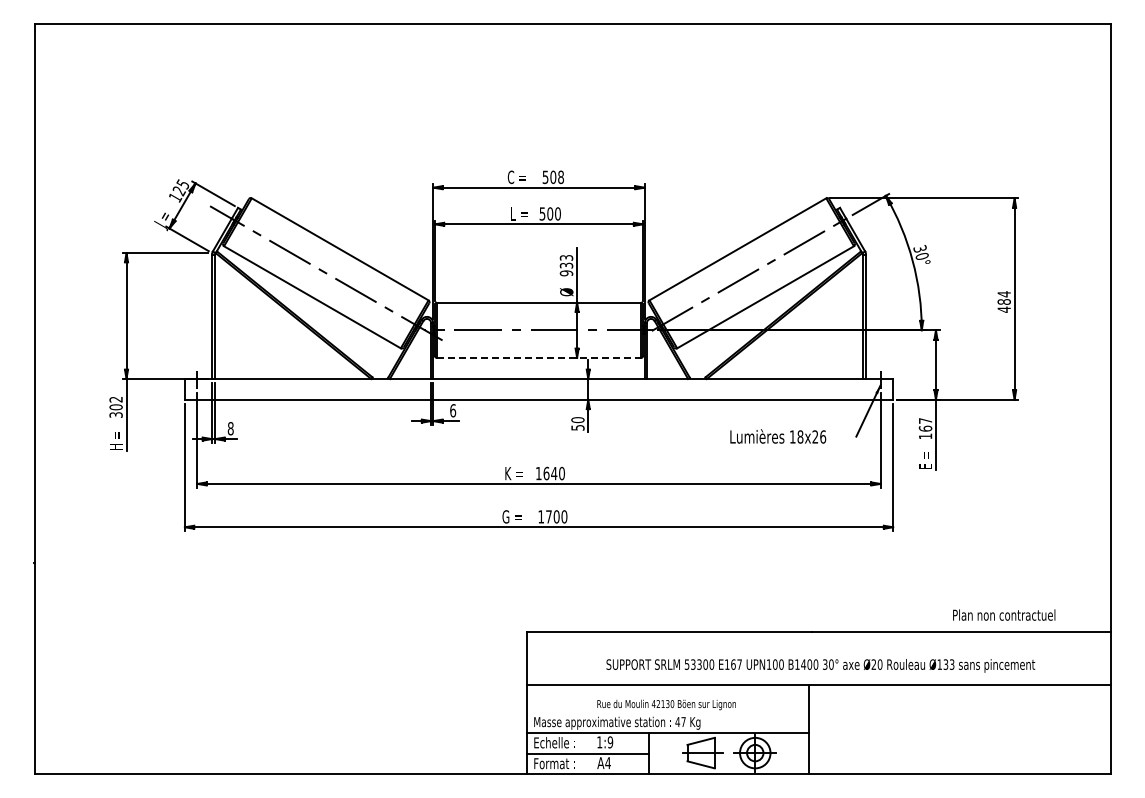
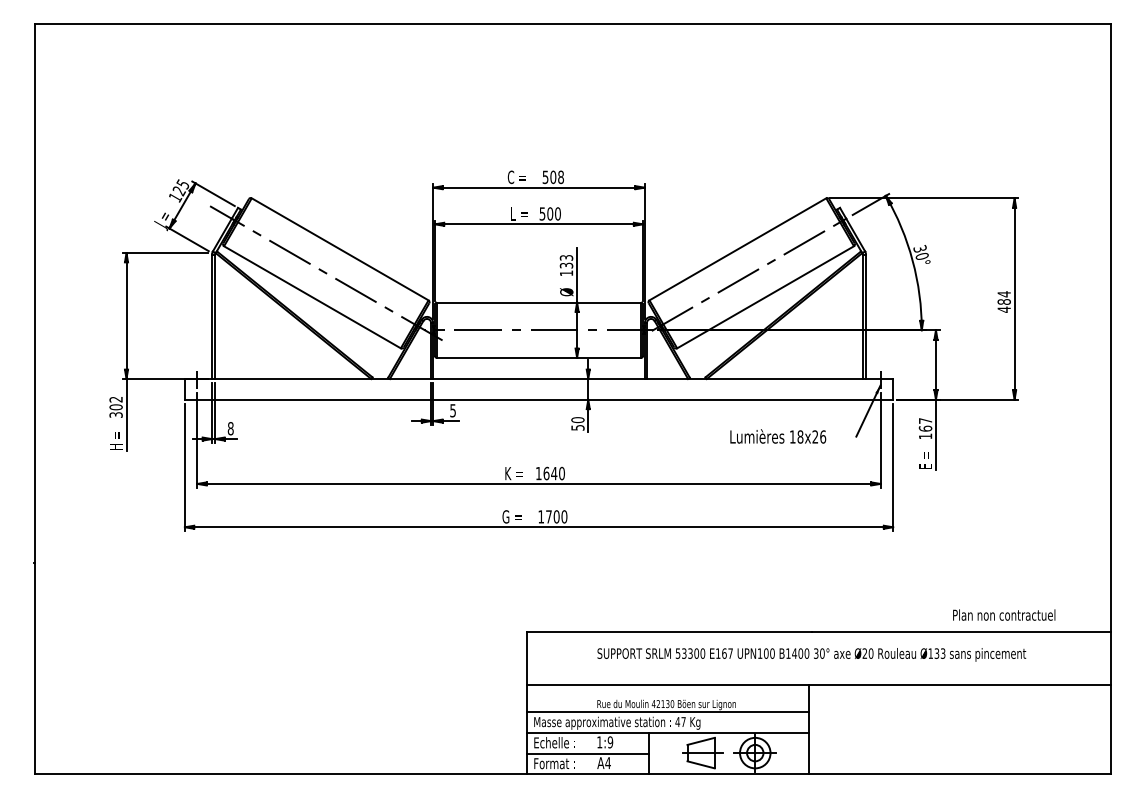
text: 933 -> 133 (566, 273)
line: dashed -> solid (539, 357)
text: 6 -> 5 (453, 410)
text position: (820, 665) -> (811, 654) (811, 654)
line: none -> present (668, 712)
